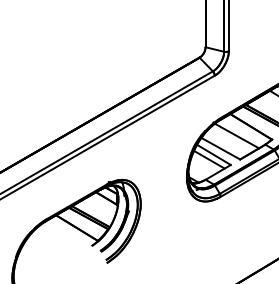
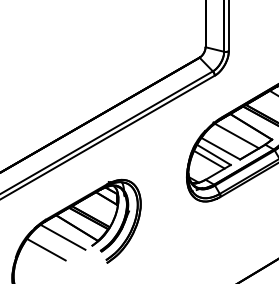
line: none -> present (62, 237)
line: none -> present (46, 249)
